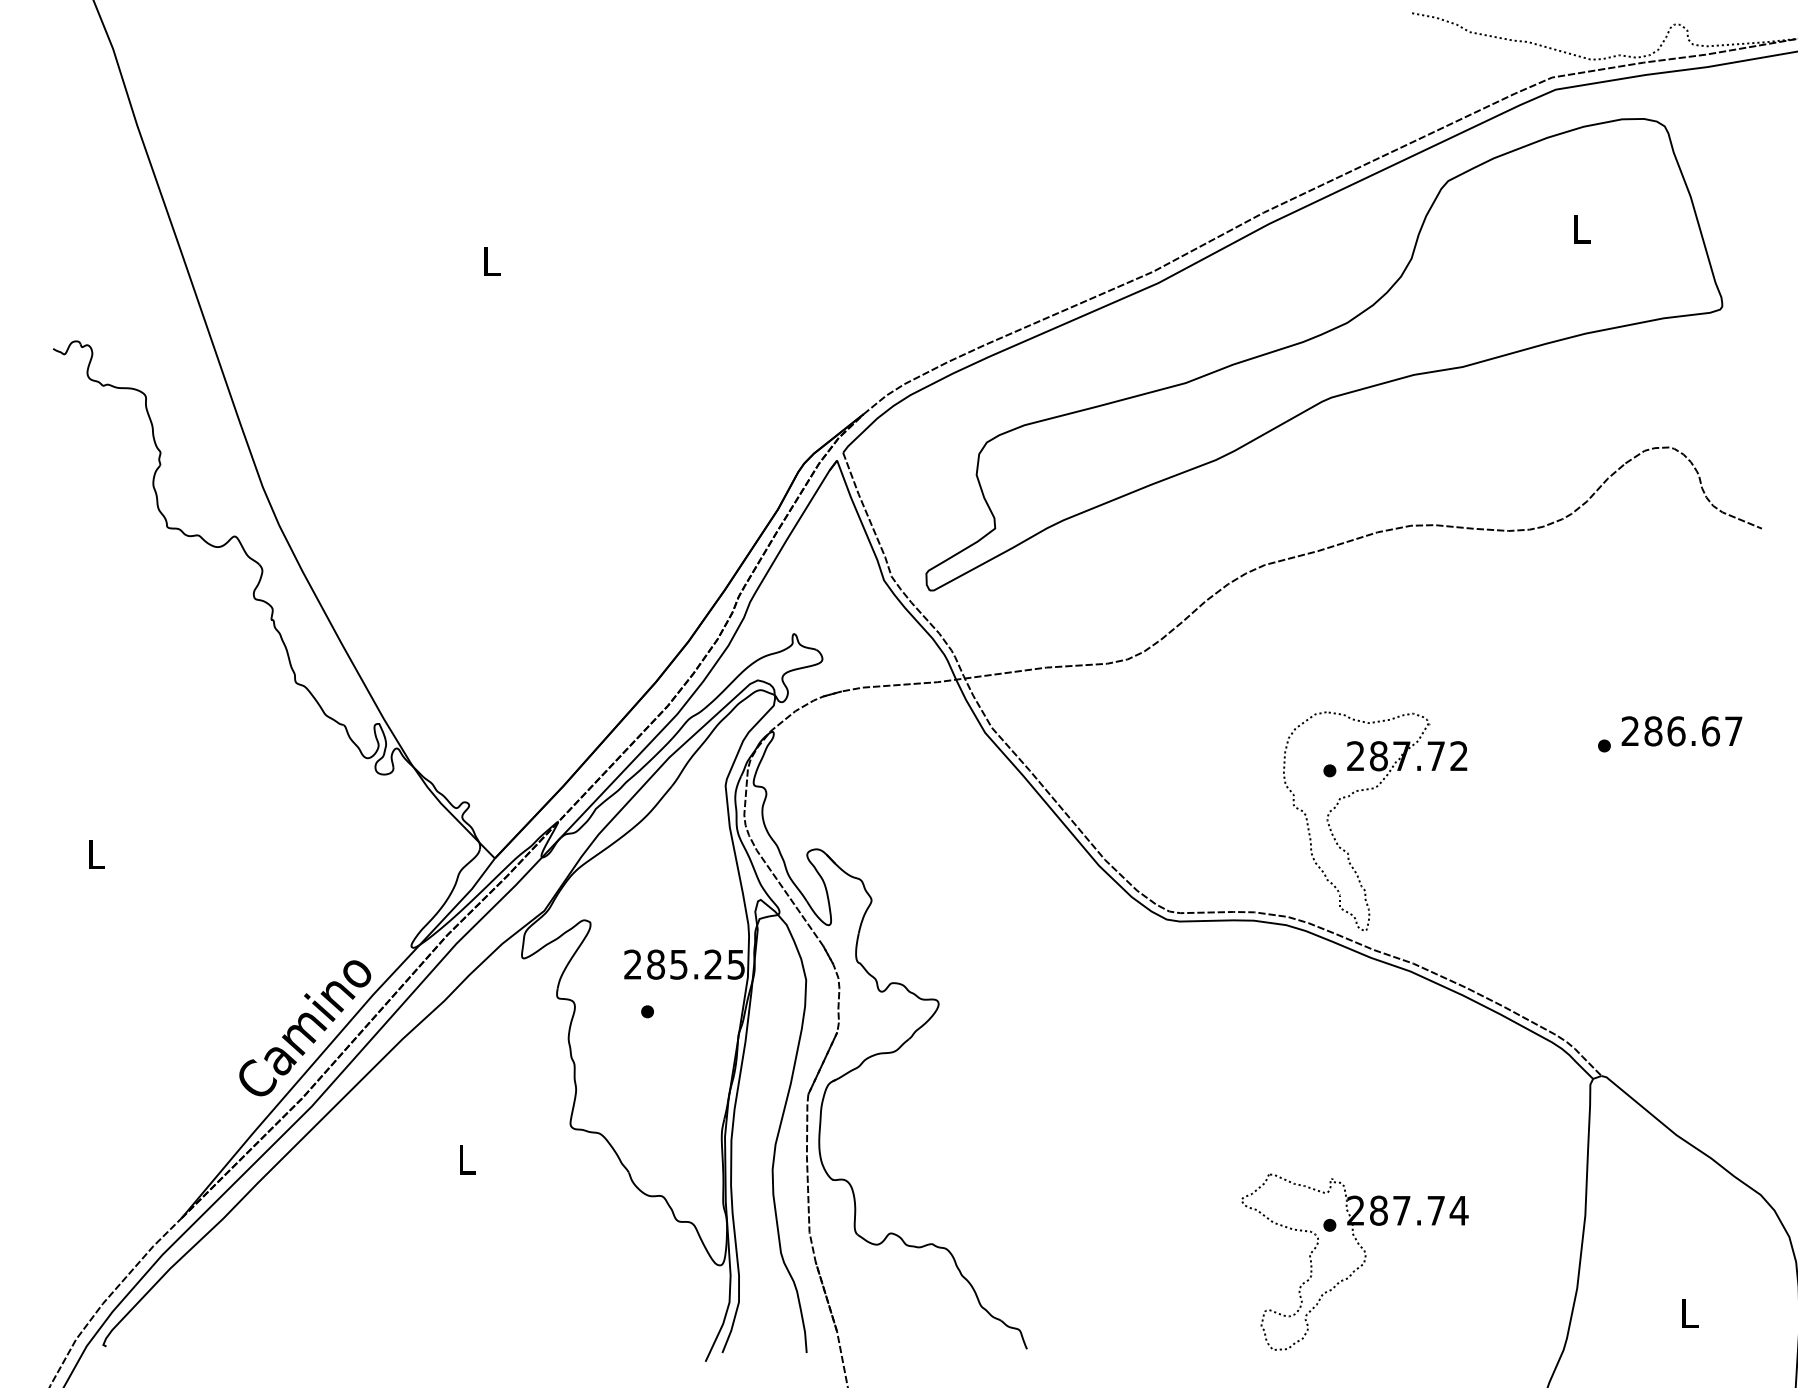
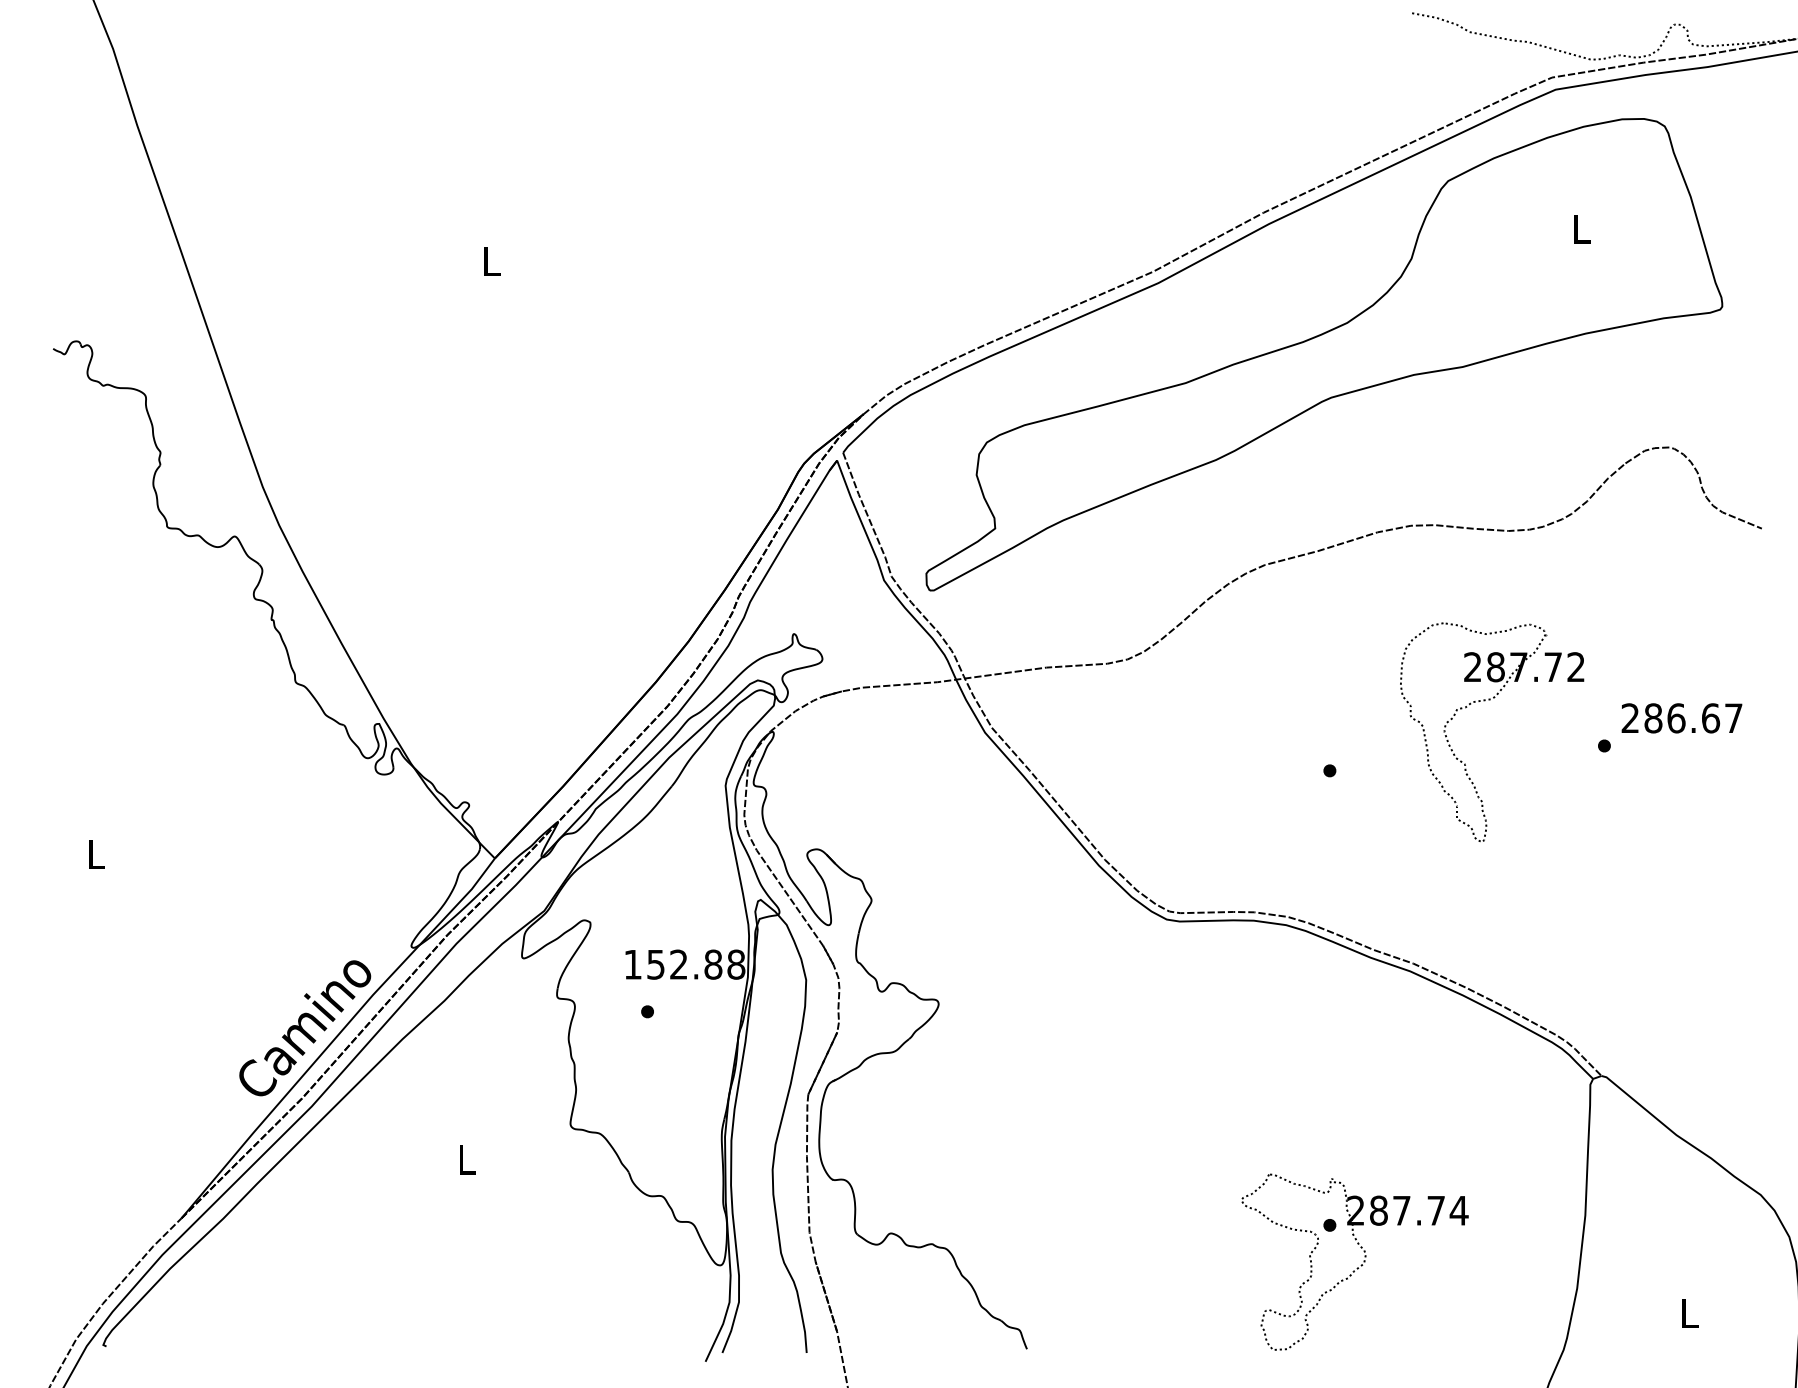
text position: (1681, 731) -> (1681, 718) (1681, 718)
part position: (1367, 790) -> (1484, 701) (1484, 701)
text: 285.25 -> 152.88 (684, 964)
